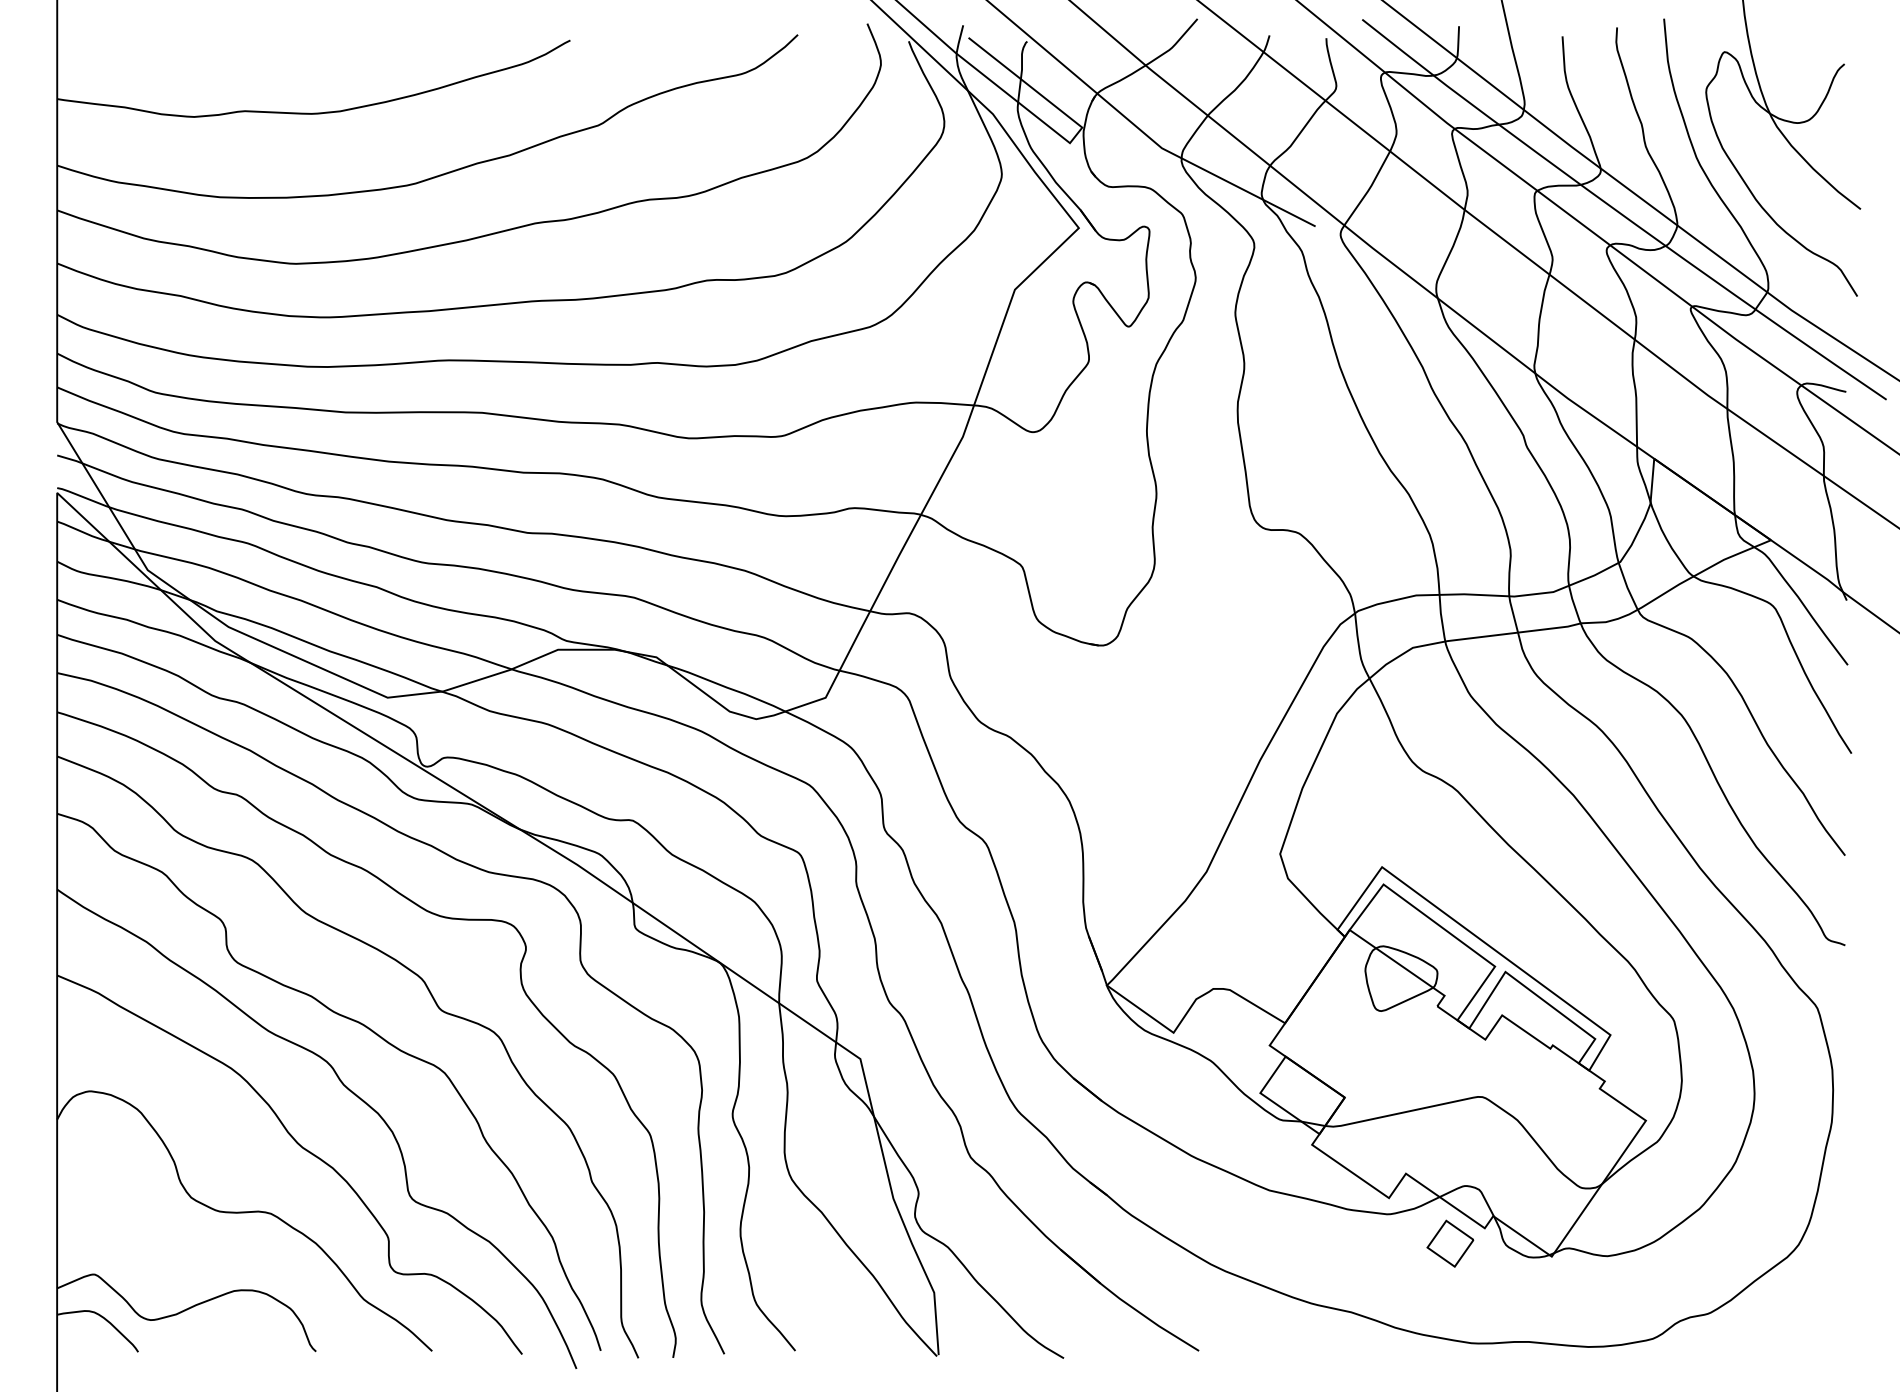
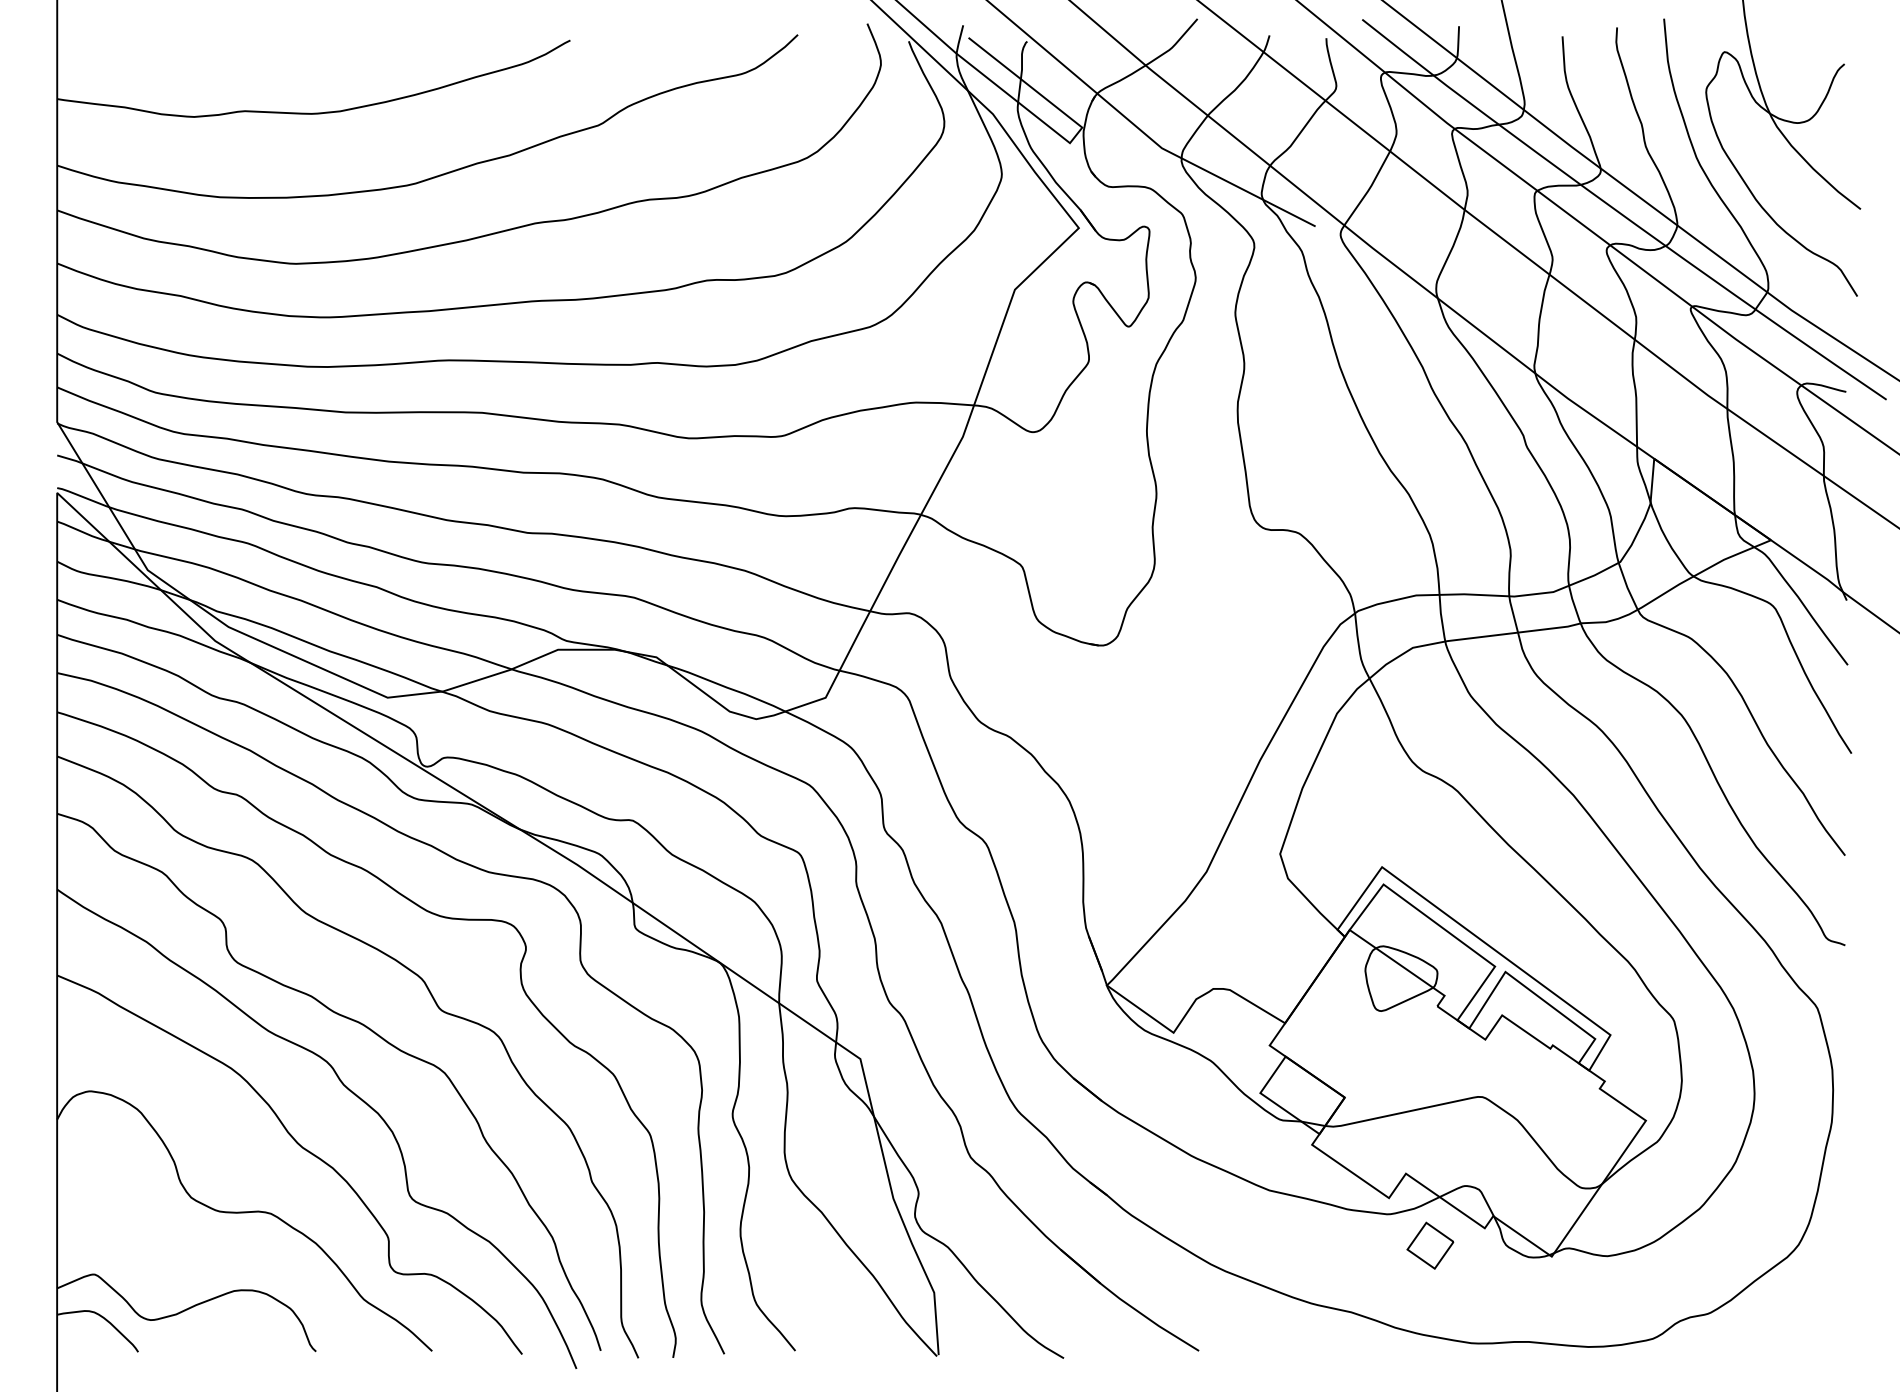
part position: (1450, 1243) -> (1430, 1245) (1430, 1245)
